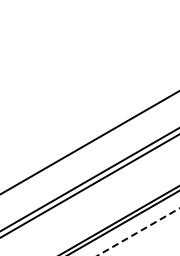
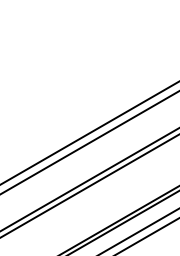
line: none -> present (89, 133)
line: dashed -> solid (138, 232)
line: none -> present (147, 235)
